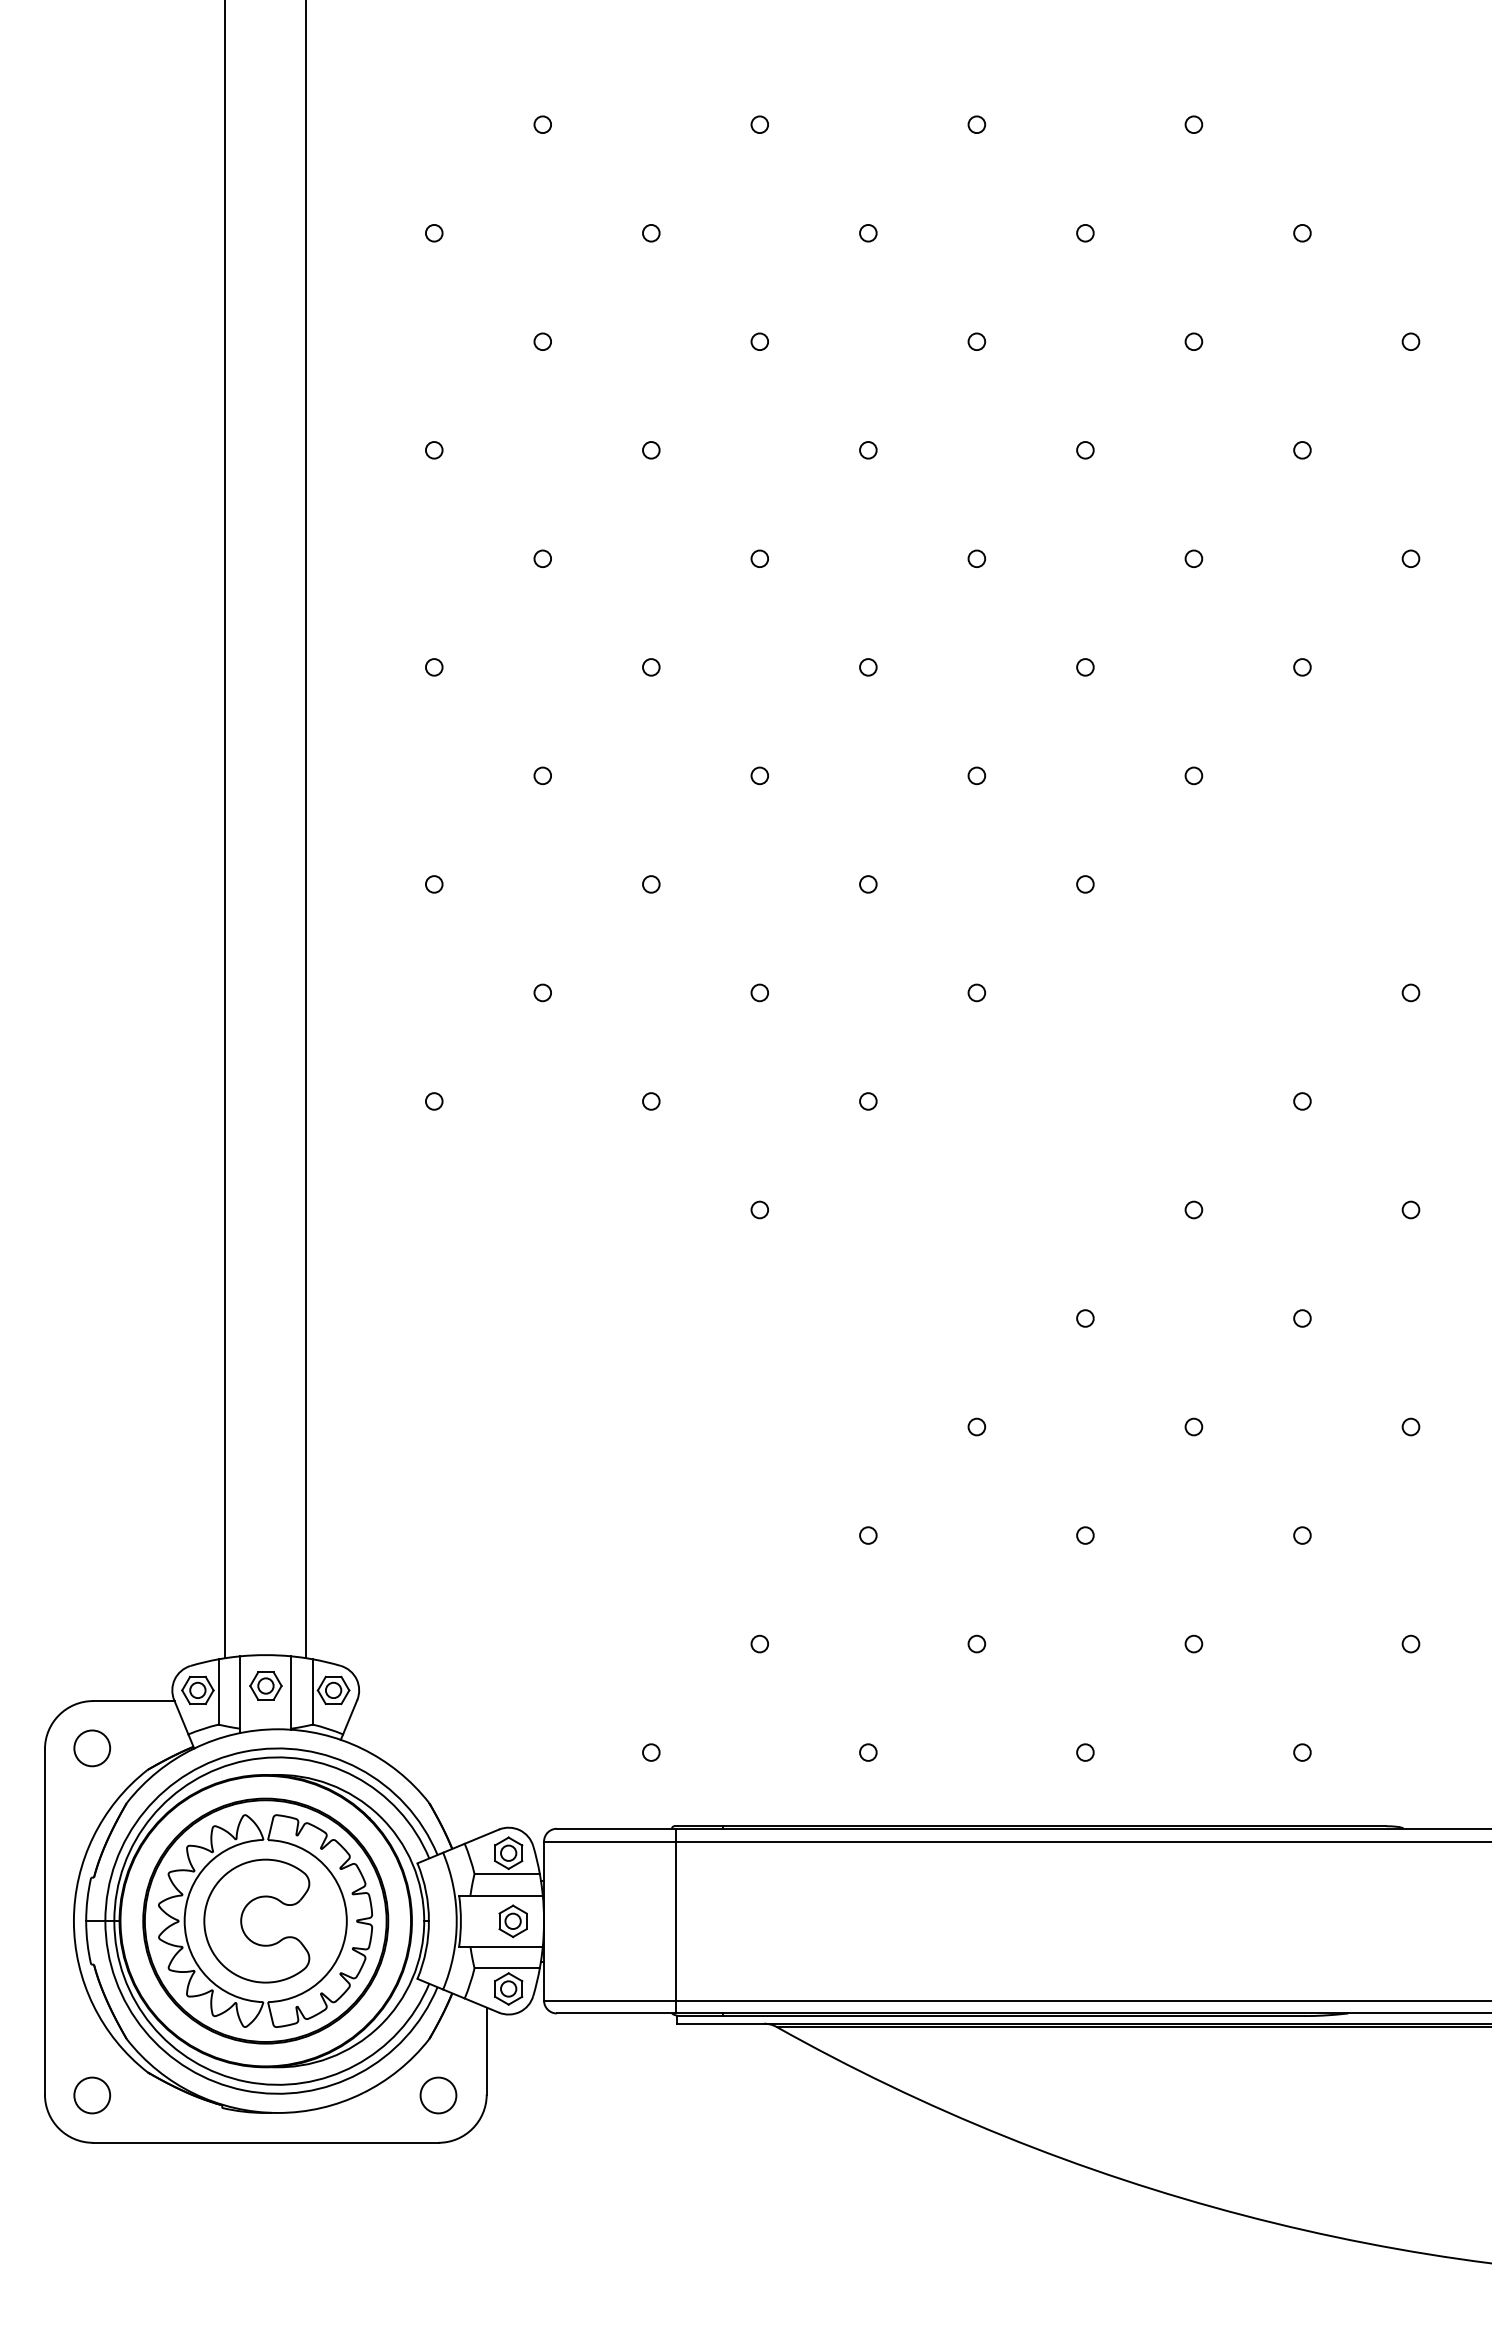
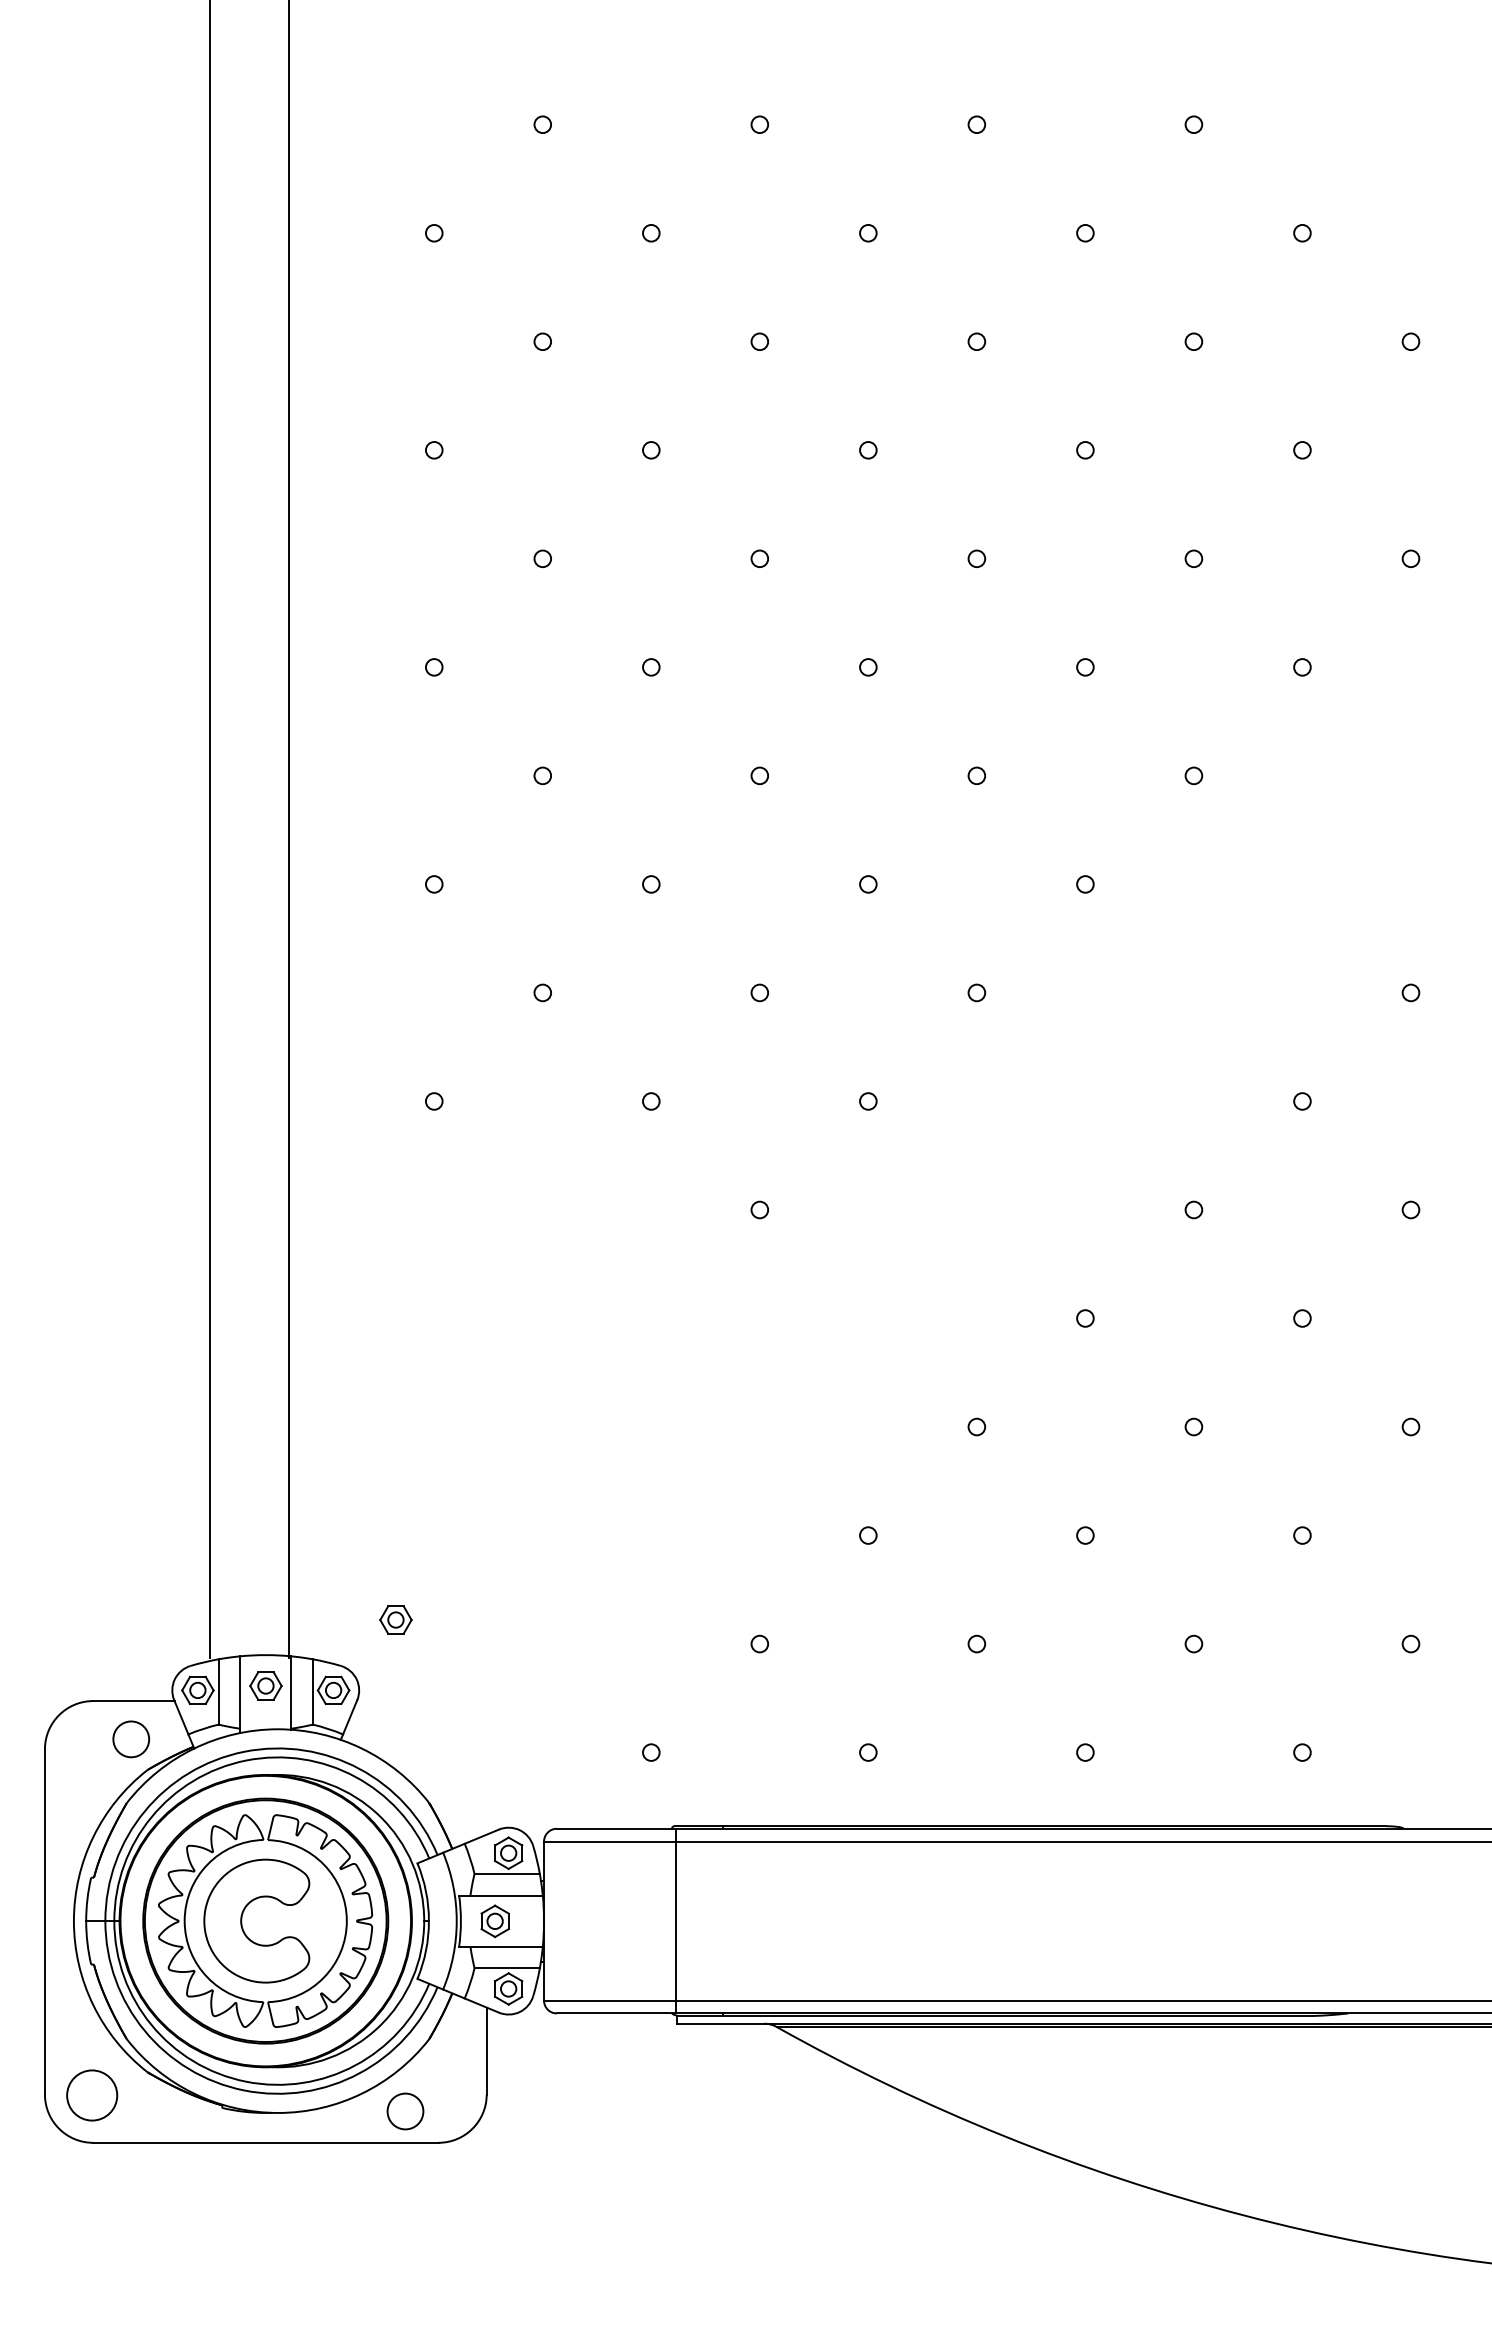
line position: (225, 830) -> (210, 830) (210, 830)
line position: (306, 830) -> (289, 830) (289, 830)
part: none -> present (395, 1619)
circle position: (92, 1748) -> (131, 1739) (131, 1739)
part position: (512, 1921) -> (494, 1921) (494, 1921)
circle size: 39x39 px -> 53x53 px (92, 2095)
circle position: (438, 2095) -> (405, 2111) (405, 2111)
